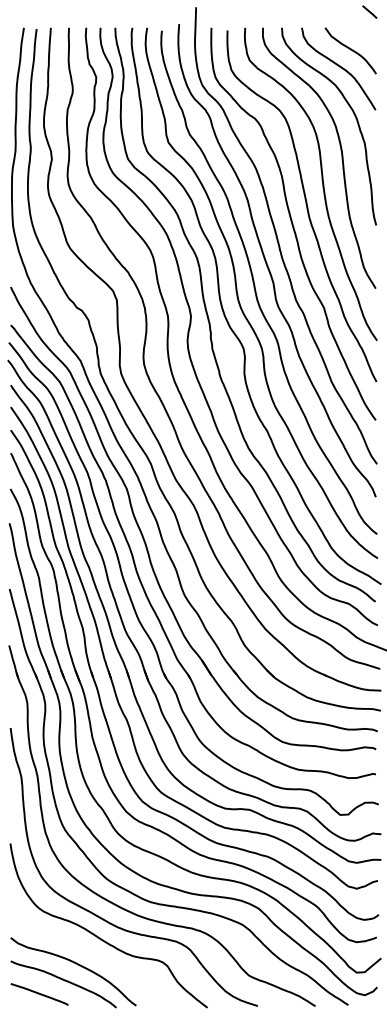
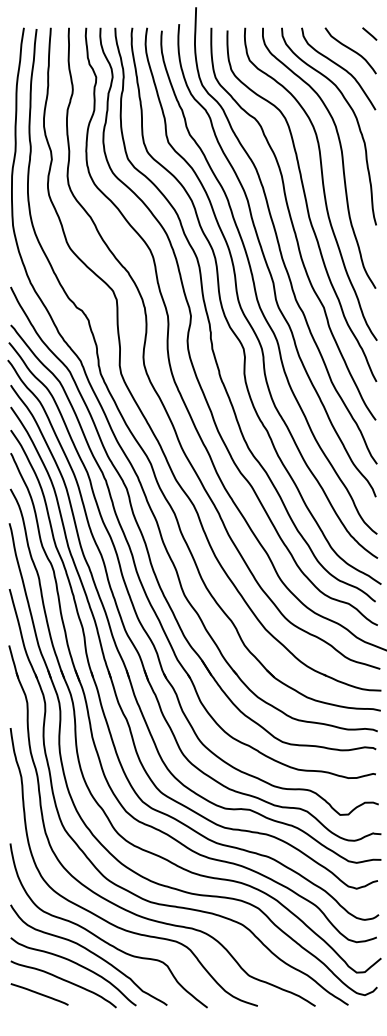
line position: (369, 11) -> (369, 33) (369, 33)
curve: none -> present (89, 952)
